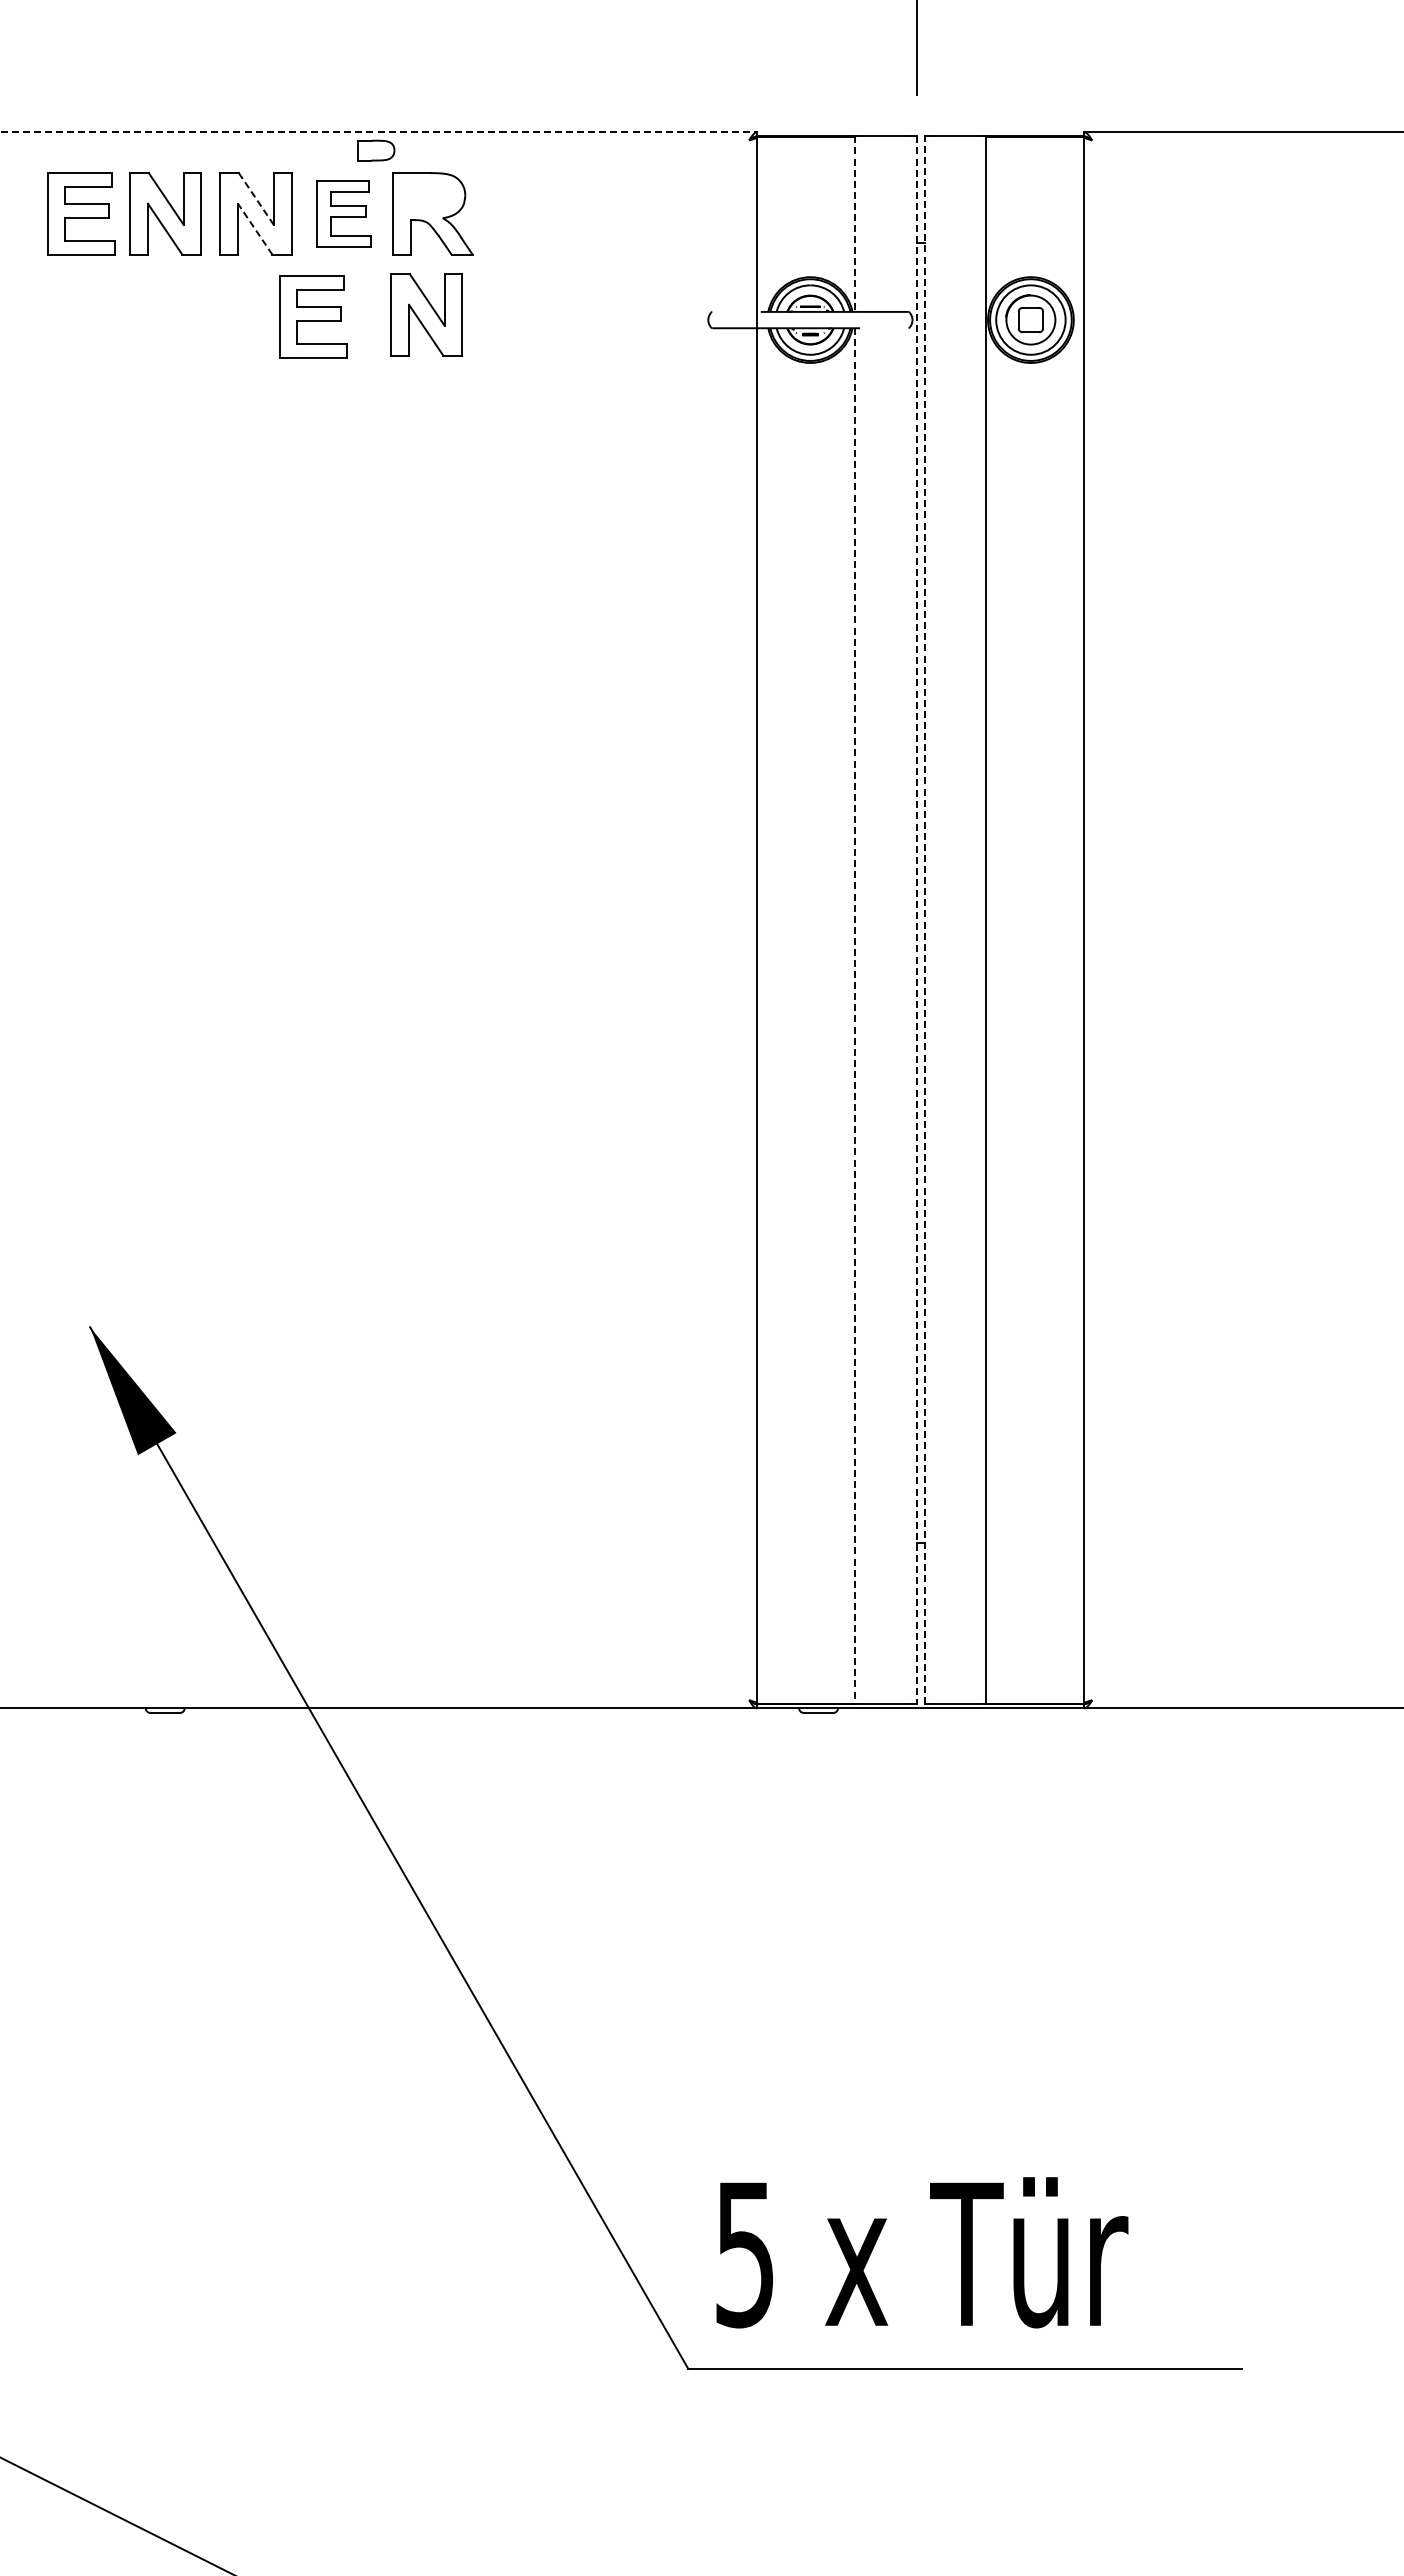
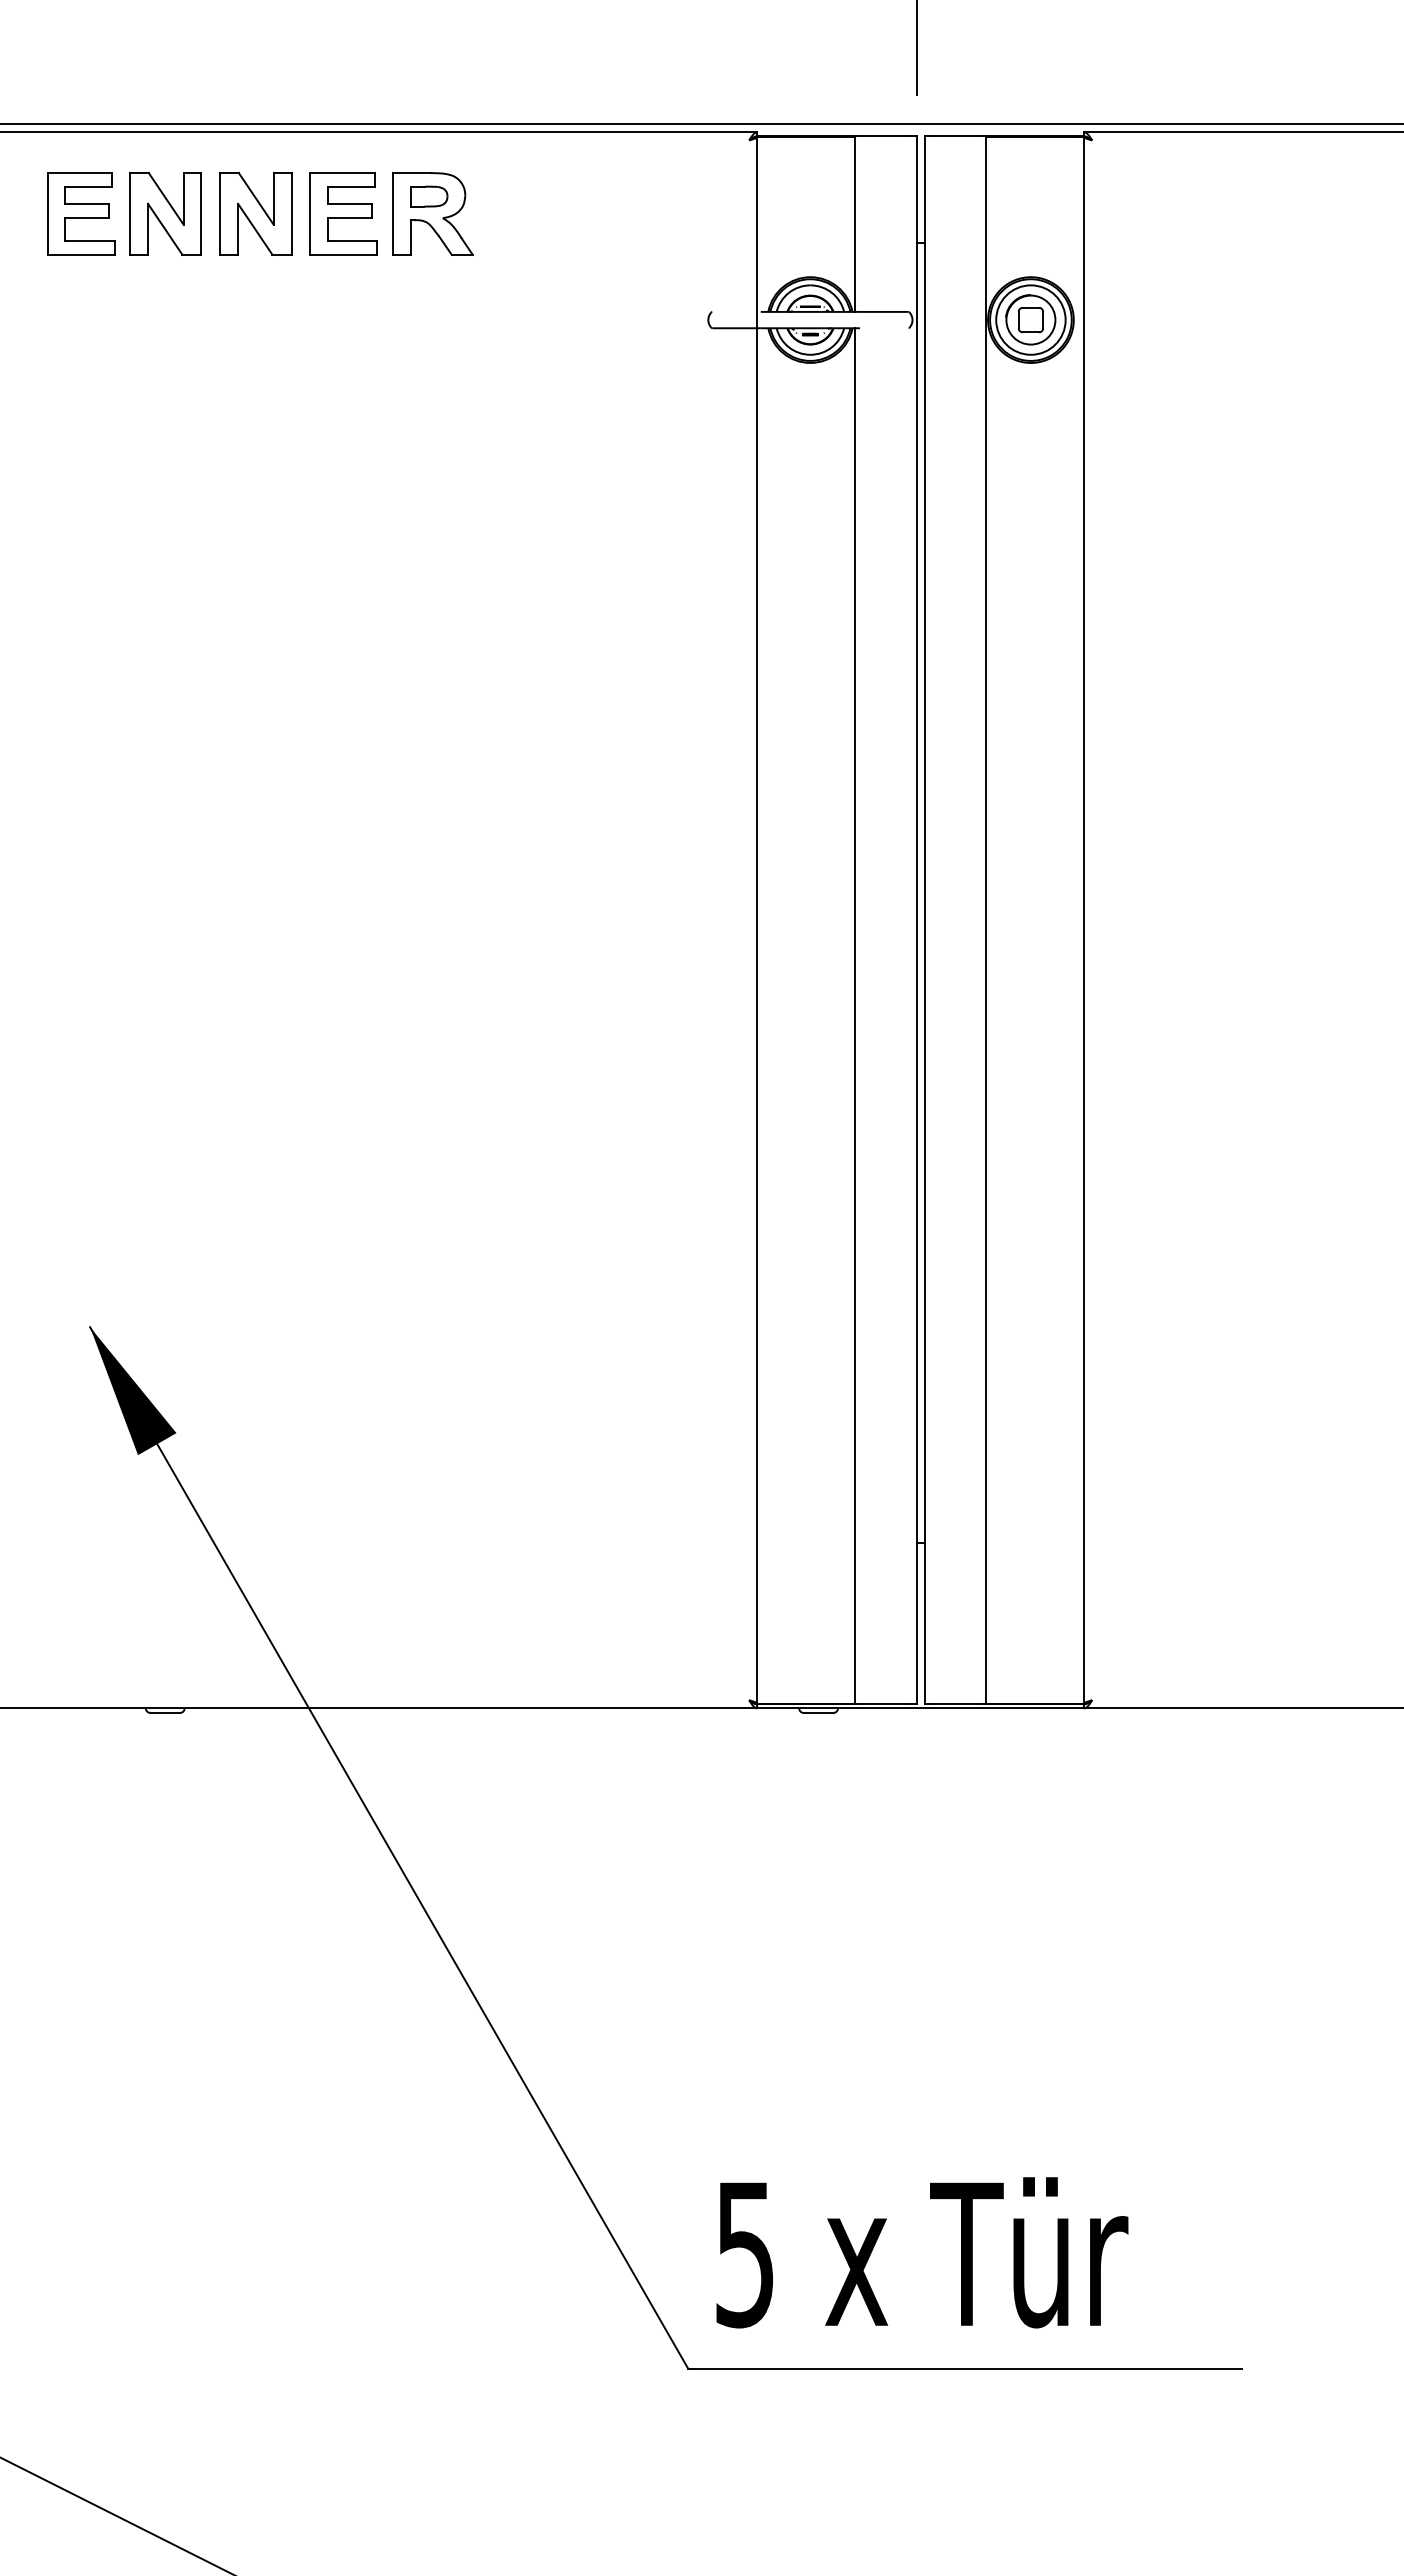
line: none -> present (701, 124)
line: dashed -> solid (379, 132)
part position: (376, 150) -> (429, 196) (429, 196)
line: dashed -> solid (256, 199)
part size: 56x68 px -> 69x84 px (343, 213)
line: dashed -> solid (855, 224)
line: dashed -> solid (255, 229)
part: present -> none (426, 314)
part: present -> none (313, 316)
line: dashed -> solid (924, 919)
line: dashed -> solid (916, 920)
line: dashed -> solid (855, 1016)
